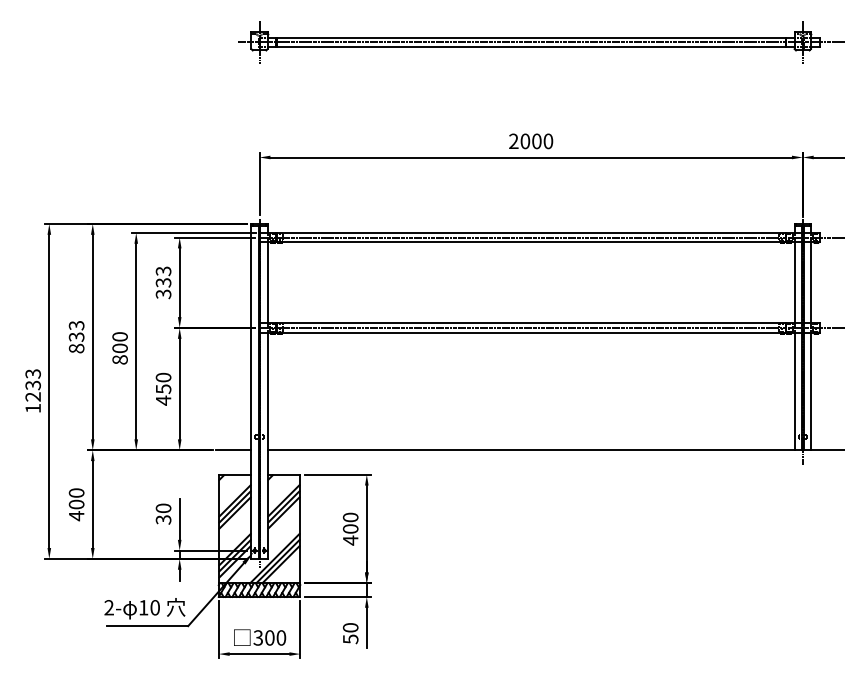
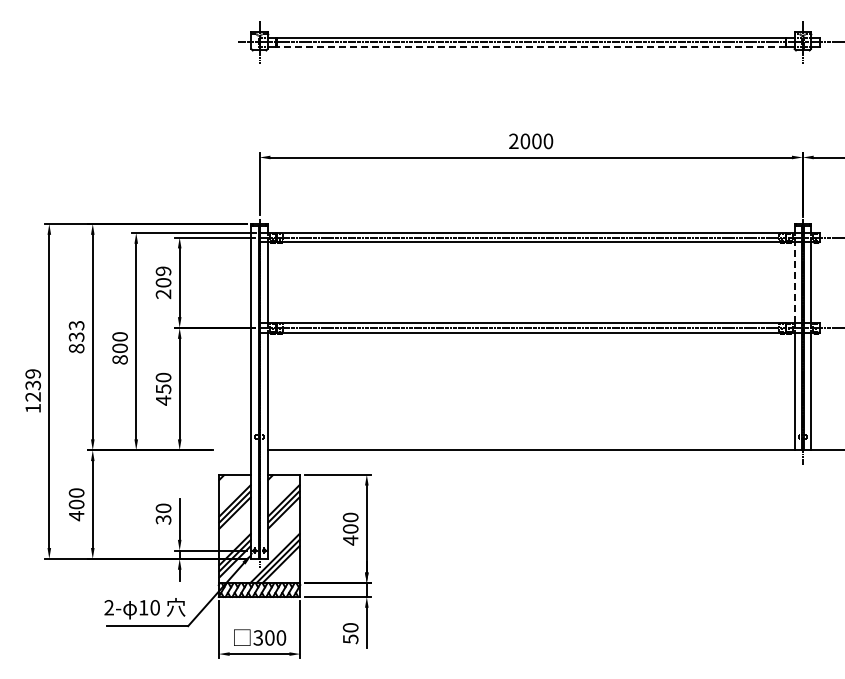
line: solid -> dashed (531, 46)
text: 333 -> 209 (163, 282)
line: solid -> dashed (794, 282)
text: 1233 -> 1239 (32, 373)
line: present -> none (233, 450)
